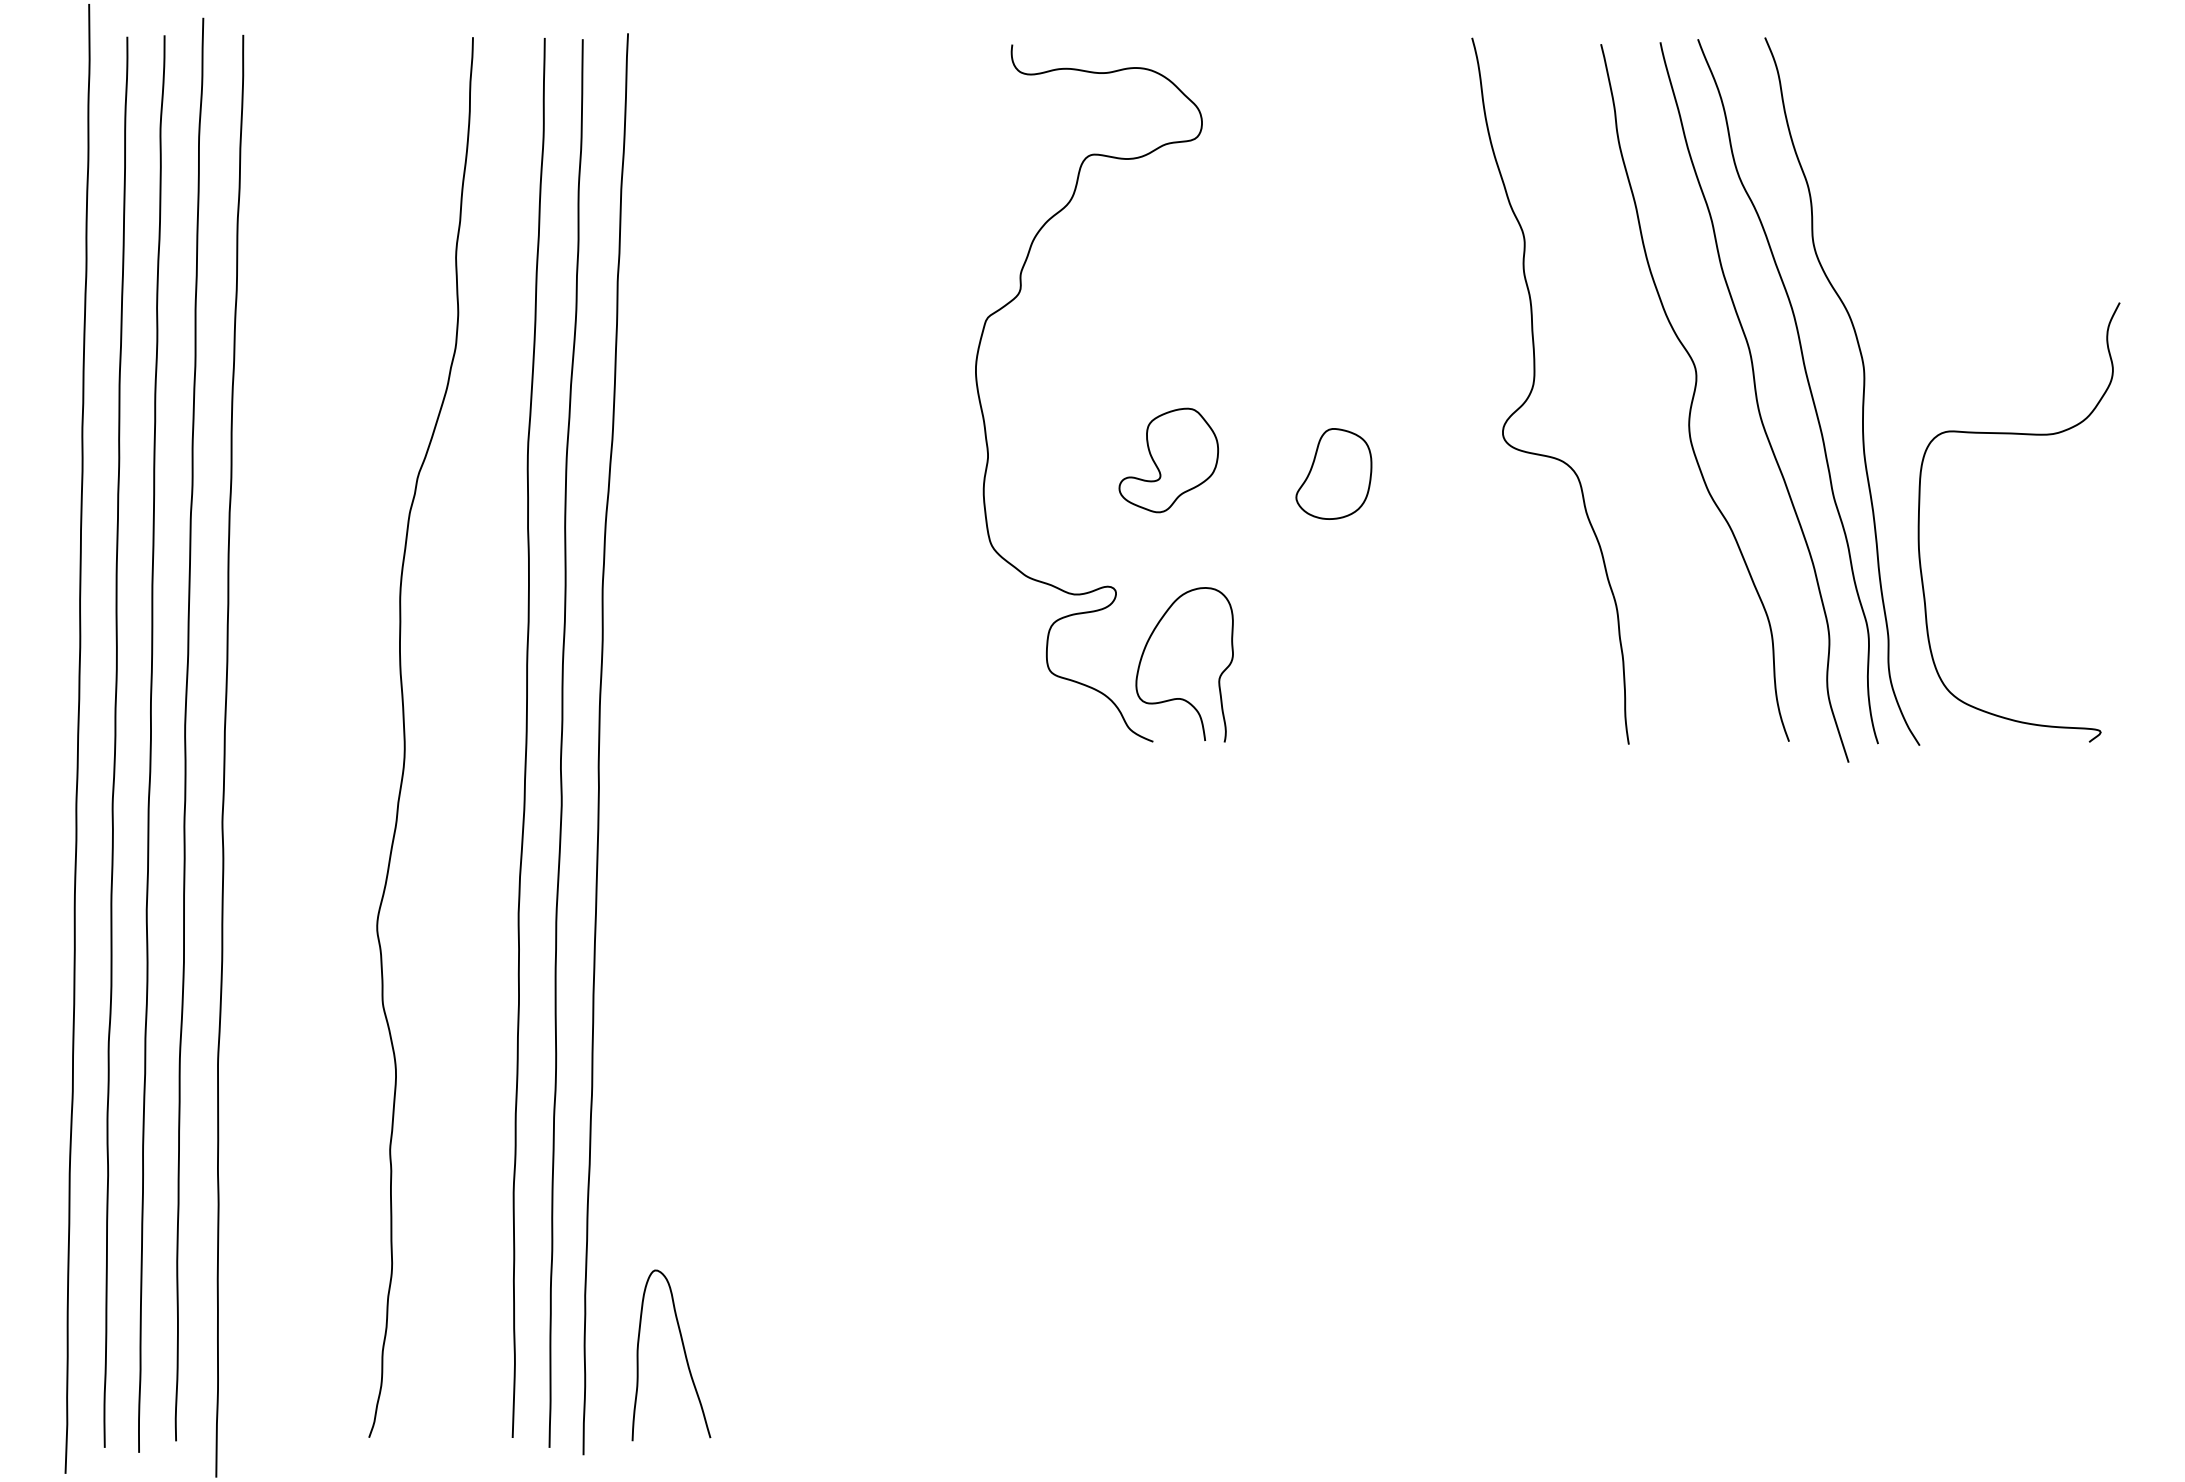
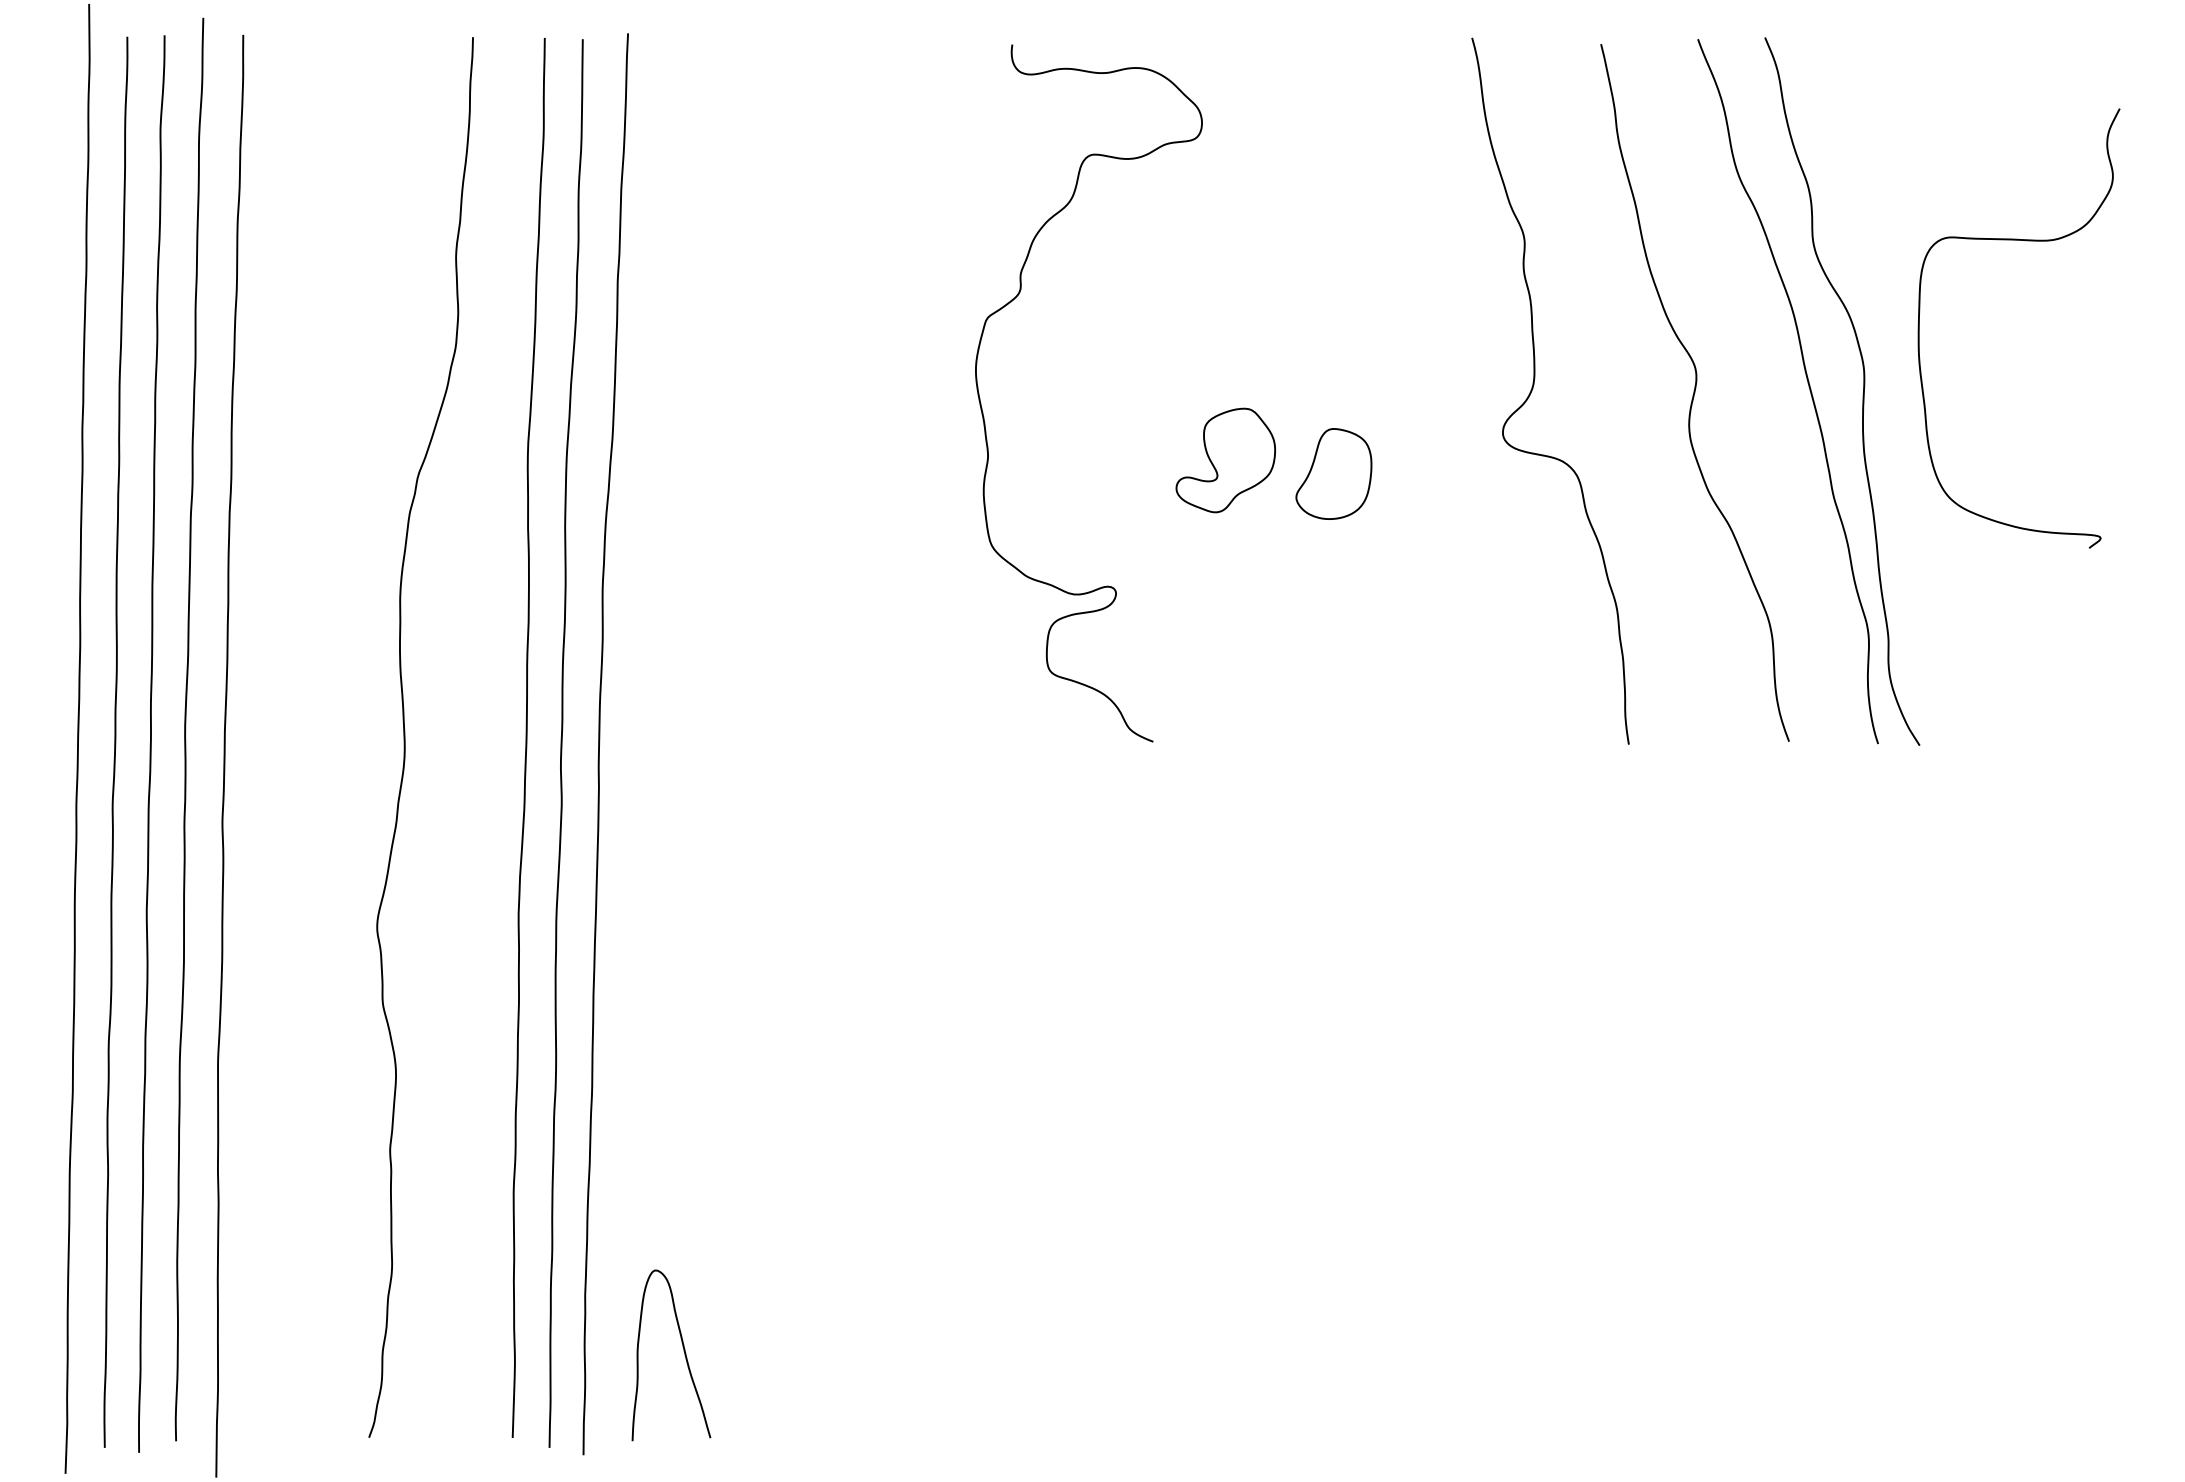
curve: present -> none (1756, 402)
curve position: (2025, 435) -> (2025, 241) (2025, 241)
part position: (1168, 460) -> (1225, 460) (1225, 460)
curve: present -> none (1183, 698)
